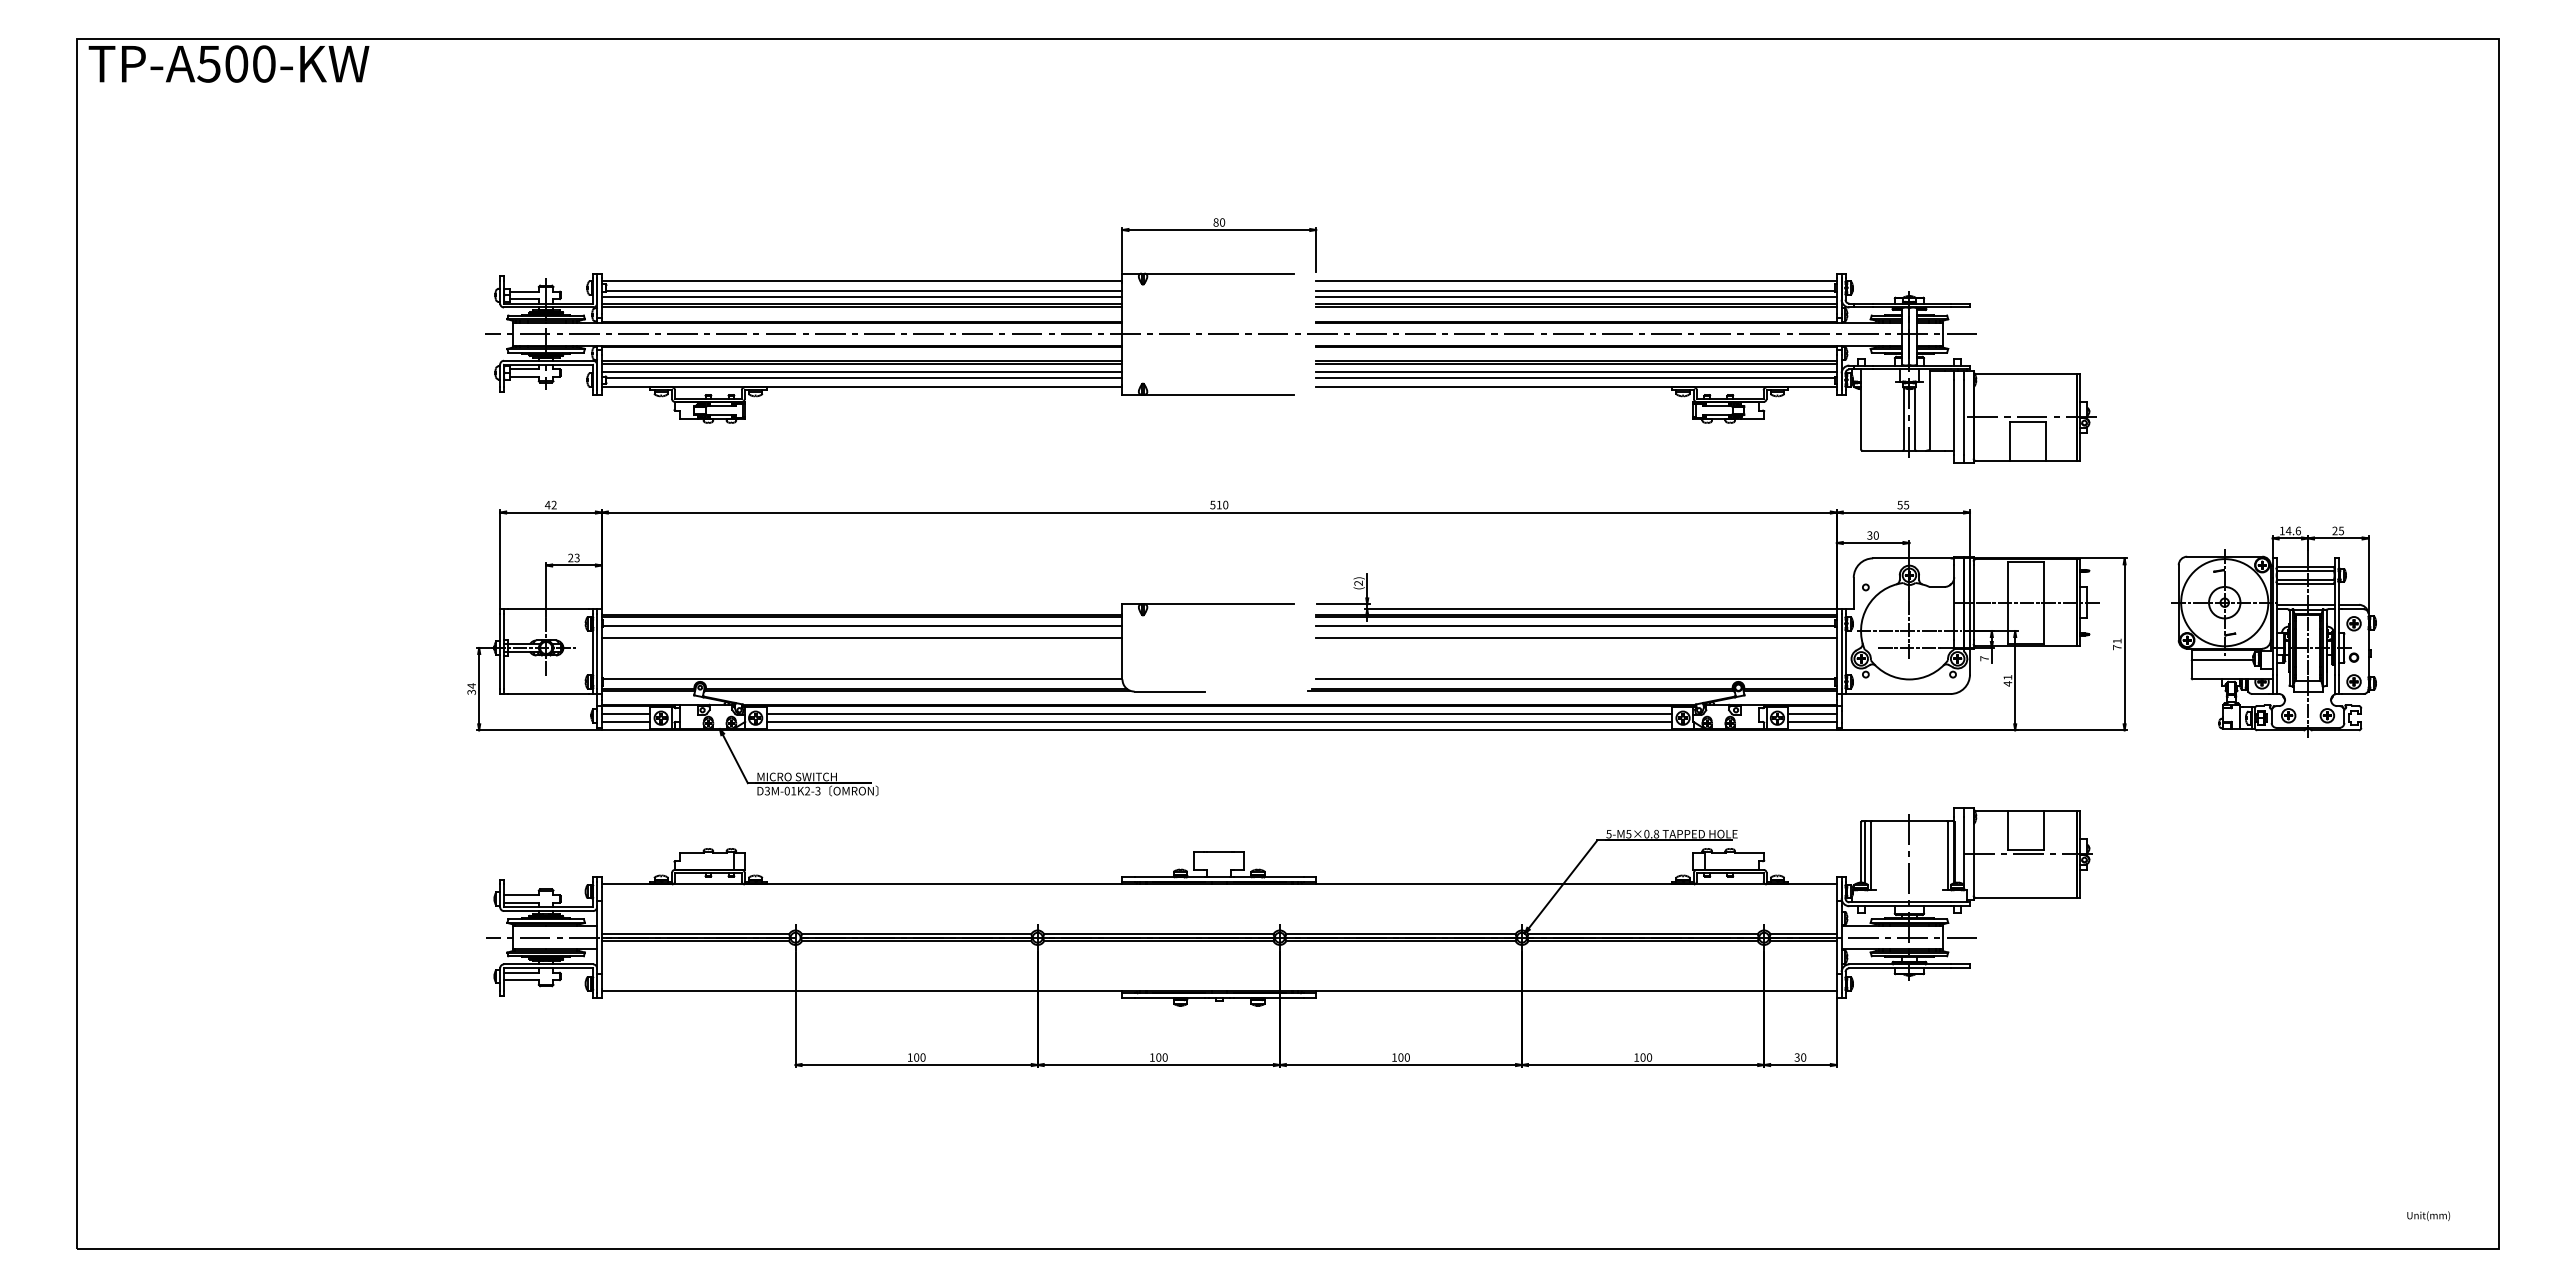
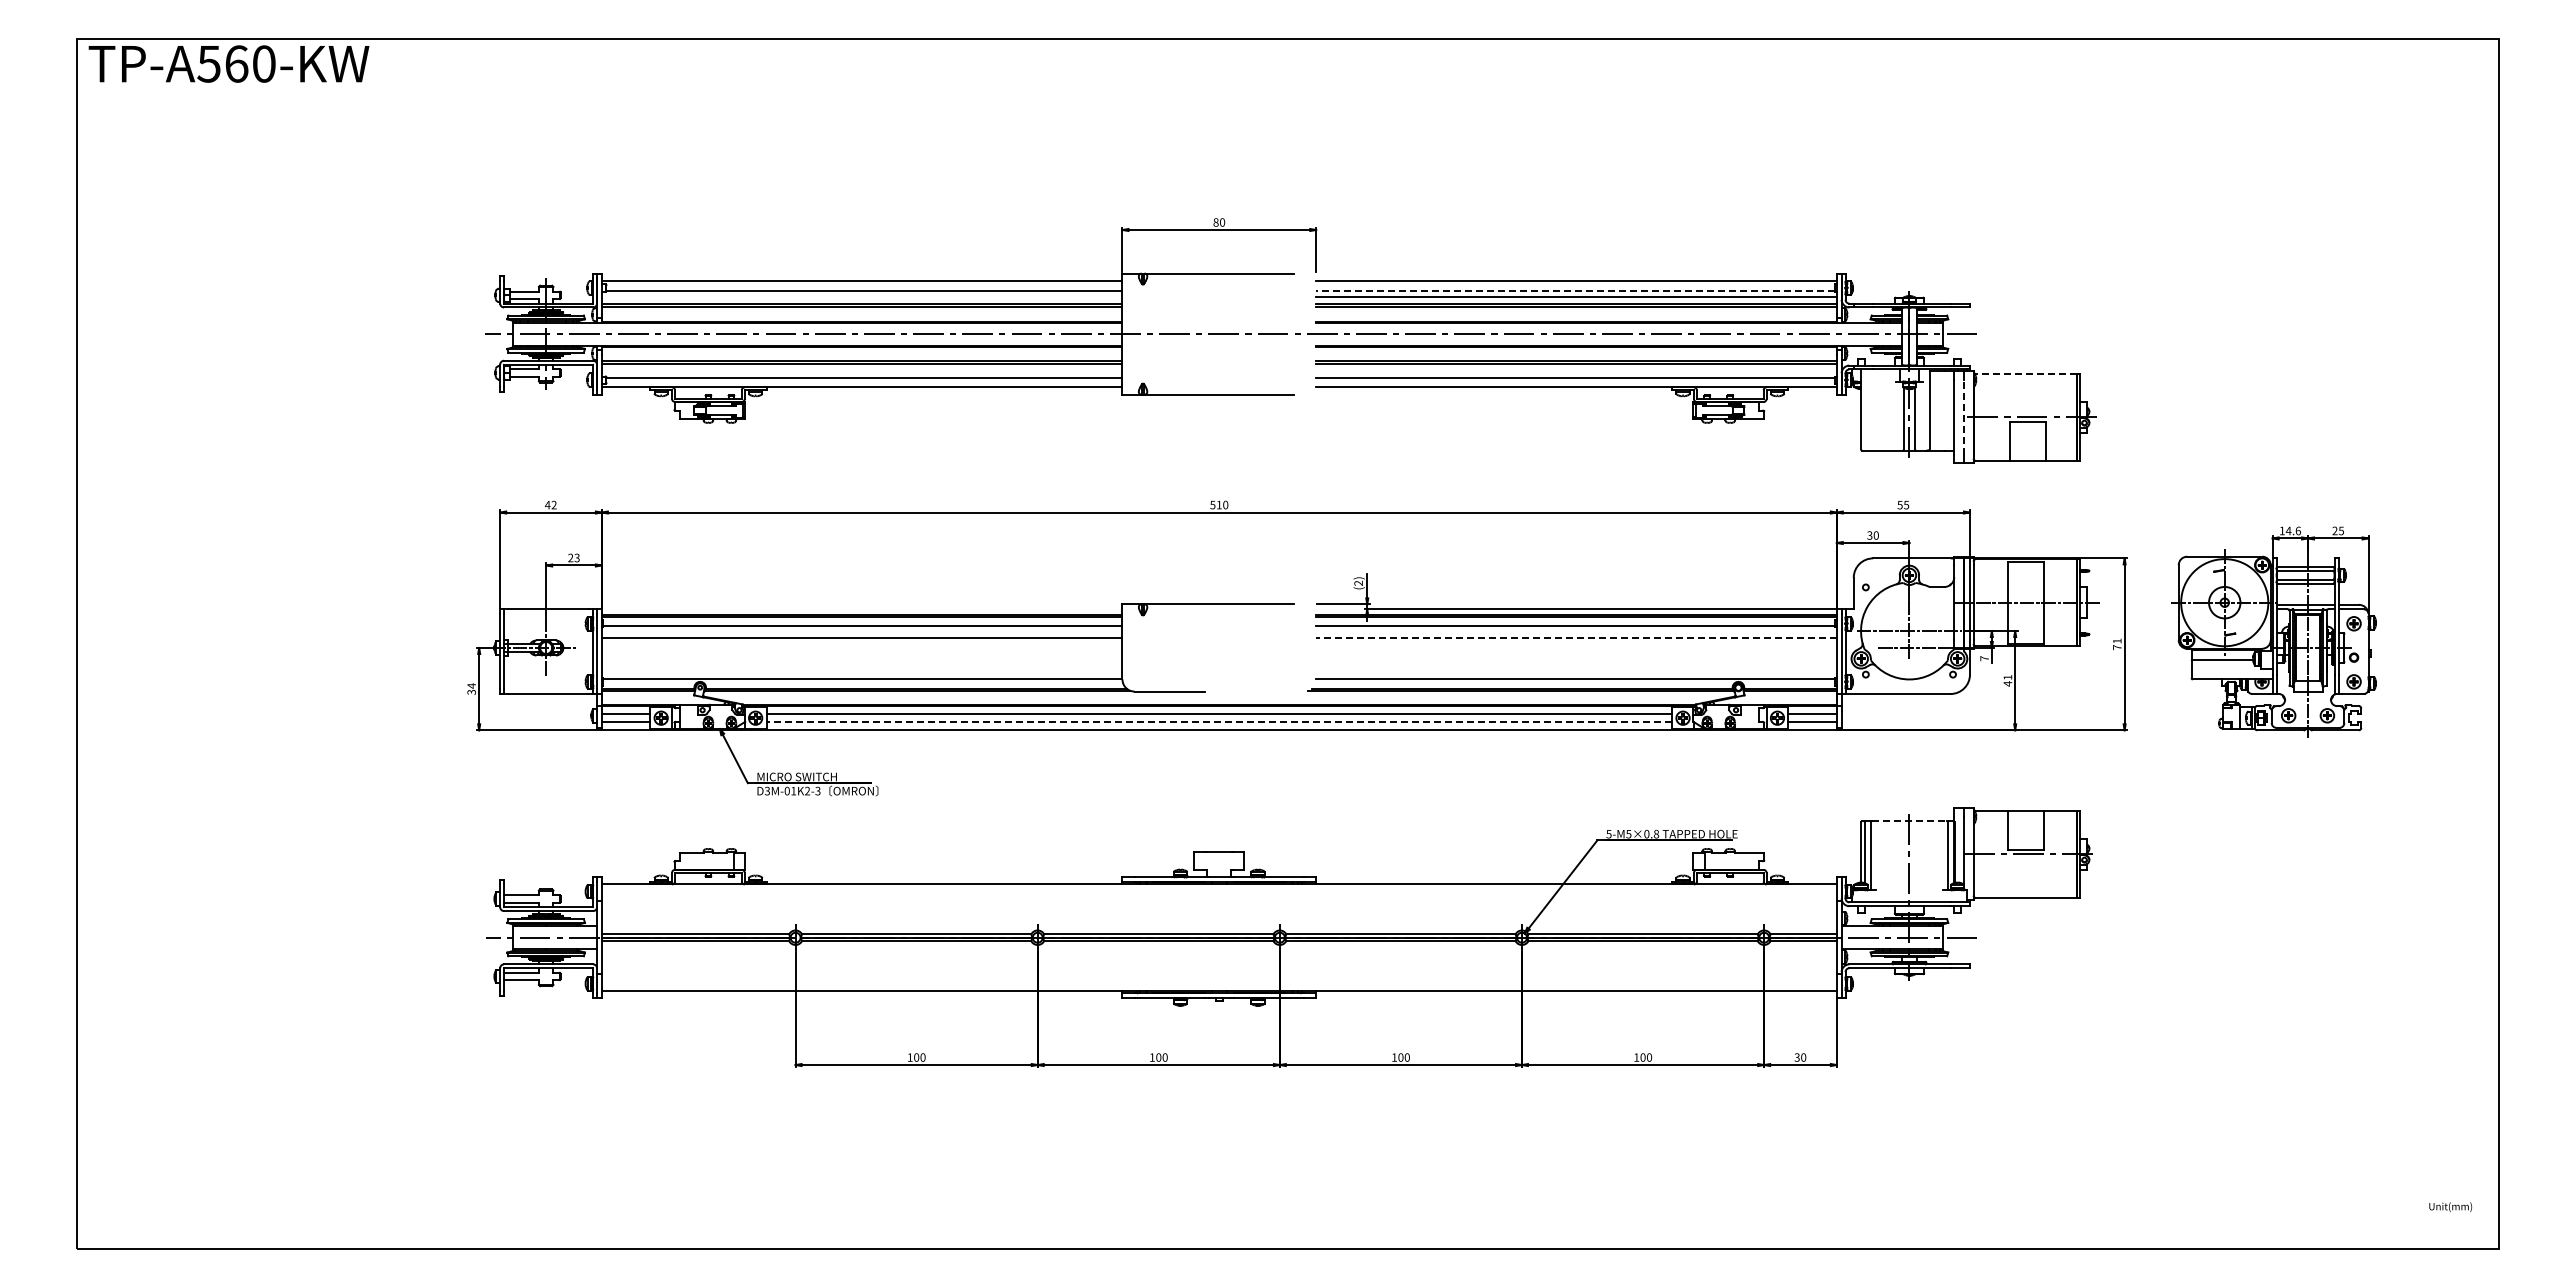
text: TP-A500-KW -> TP-A560-KW (236, 63)
line: solid -> dashed (1575, 290)
line: present -> none (861, 296)
line: present -> none (861, 371)
line: present -> none (1576, 371)
line: solid -> dashed (2025, 373)
line: solid -> dashed (1963, 417)
line: solid -> dashed (1576, 638)
line: solid -> dashed (1219, 722)
line: solid -> dashed (1909, 821)
text position: (2428, 1215) -> (2450, 1206) (2450, 1206)
